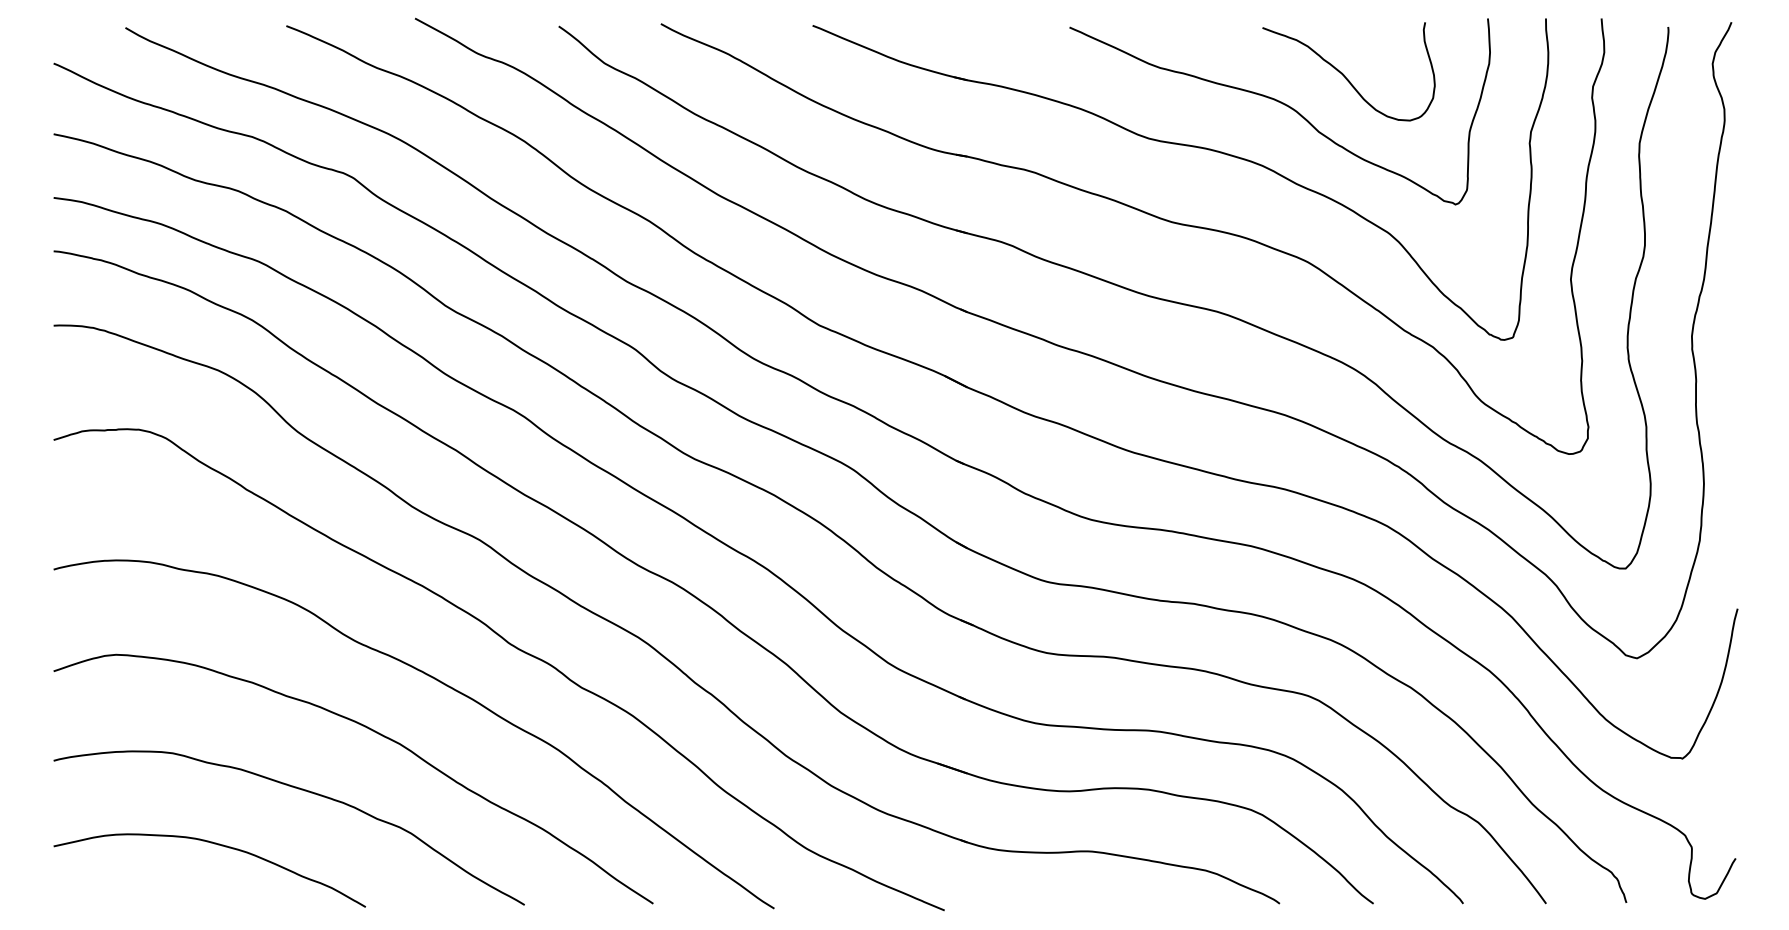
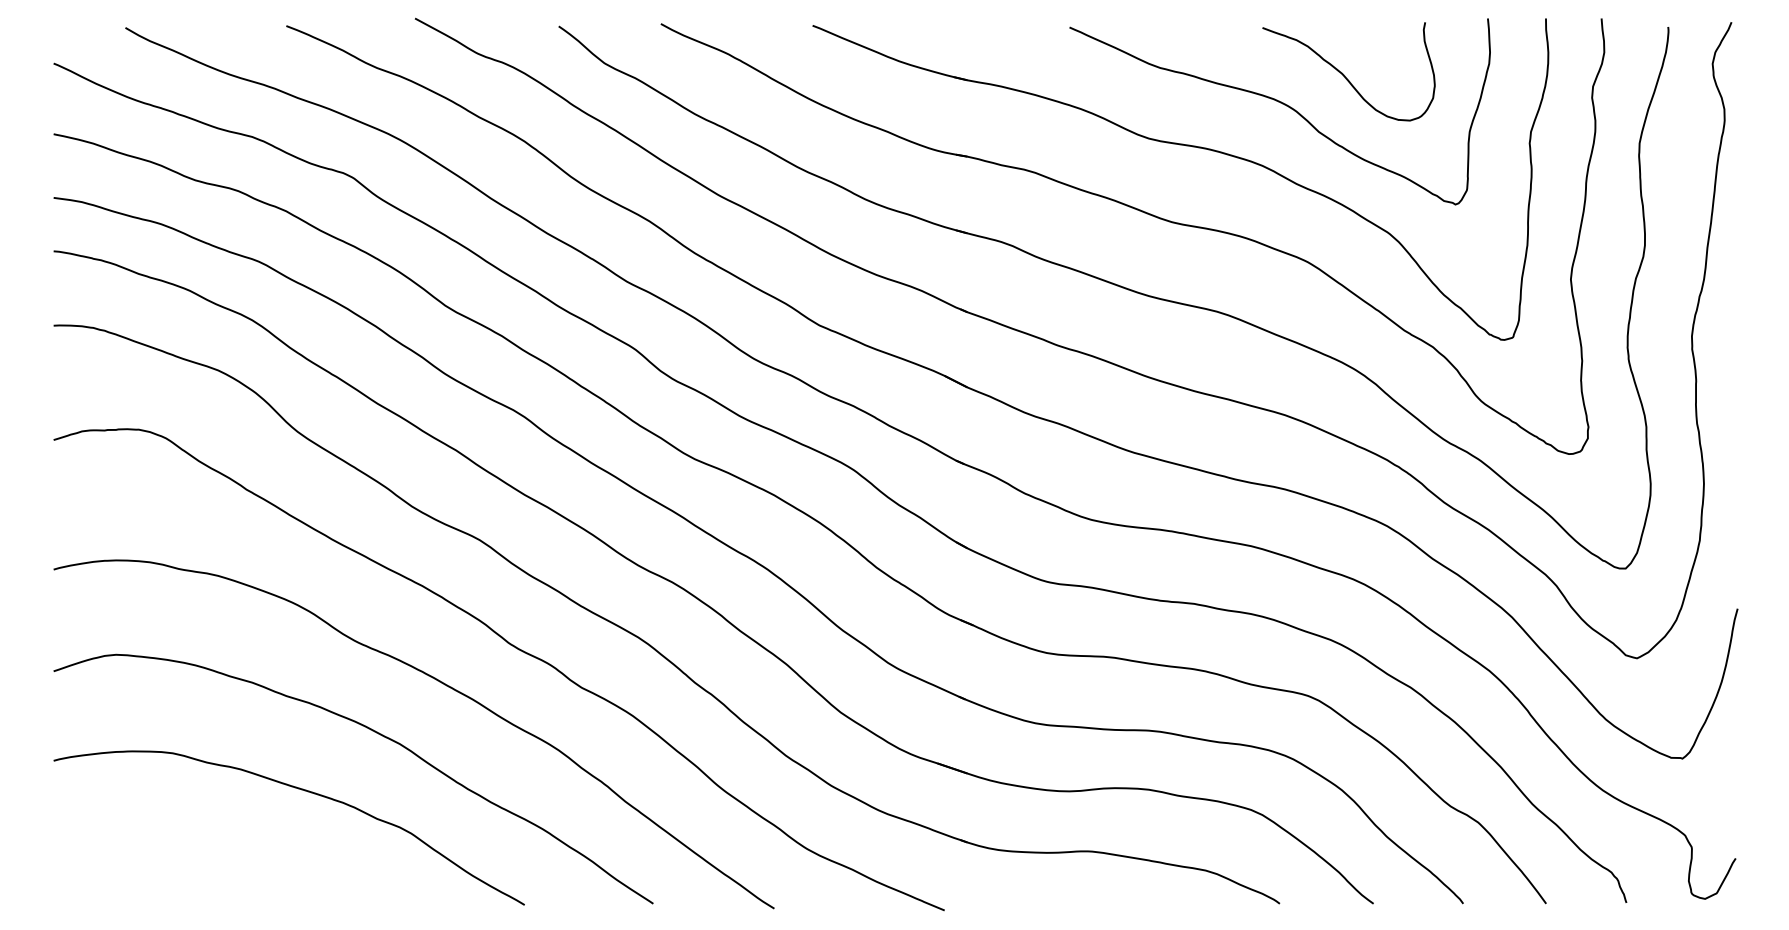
curve: present -> none (214, 844)
